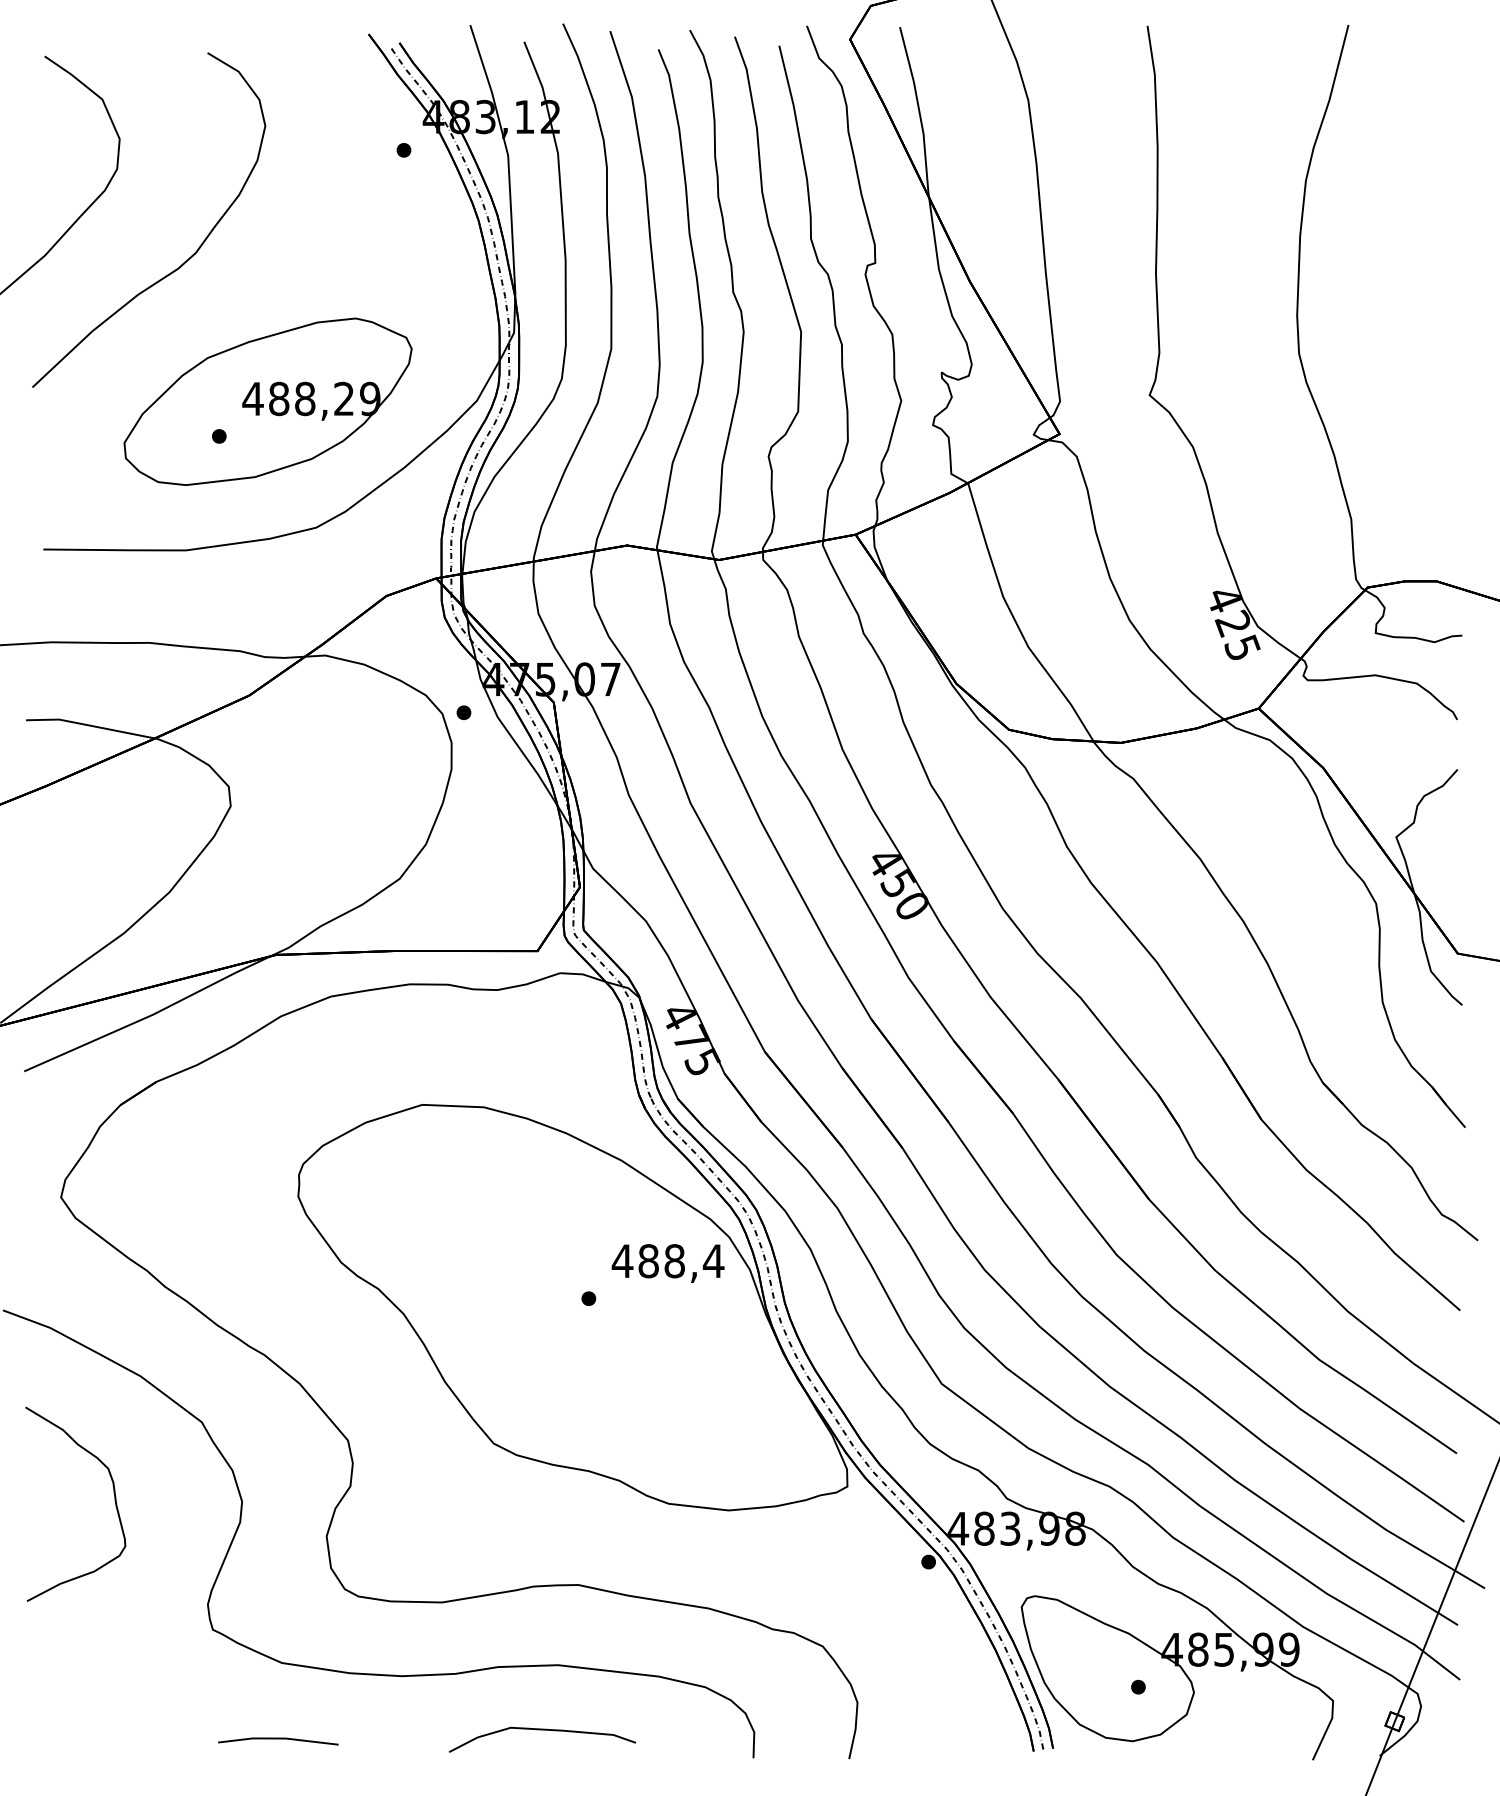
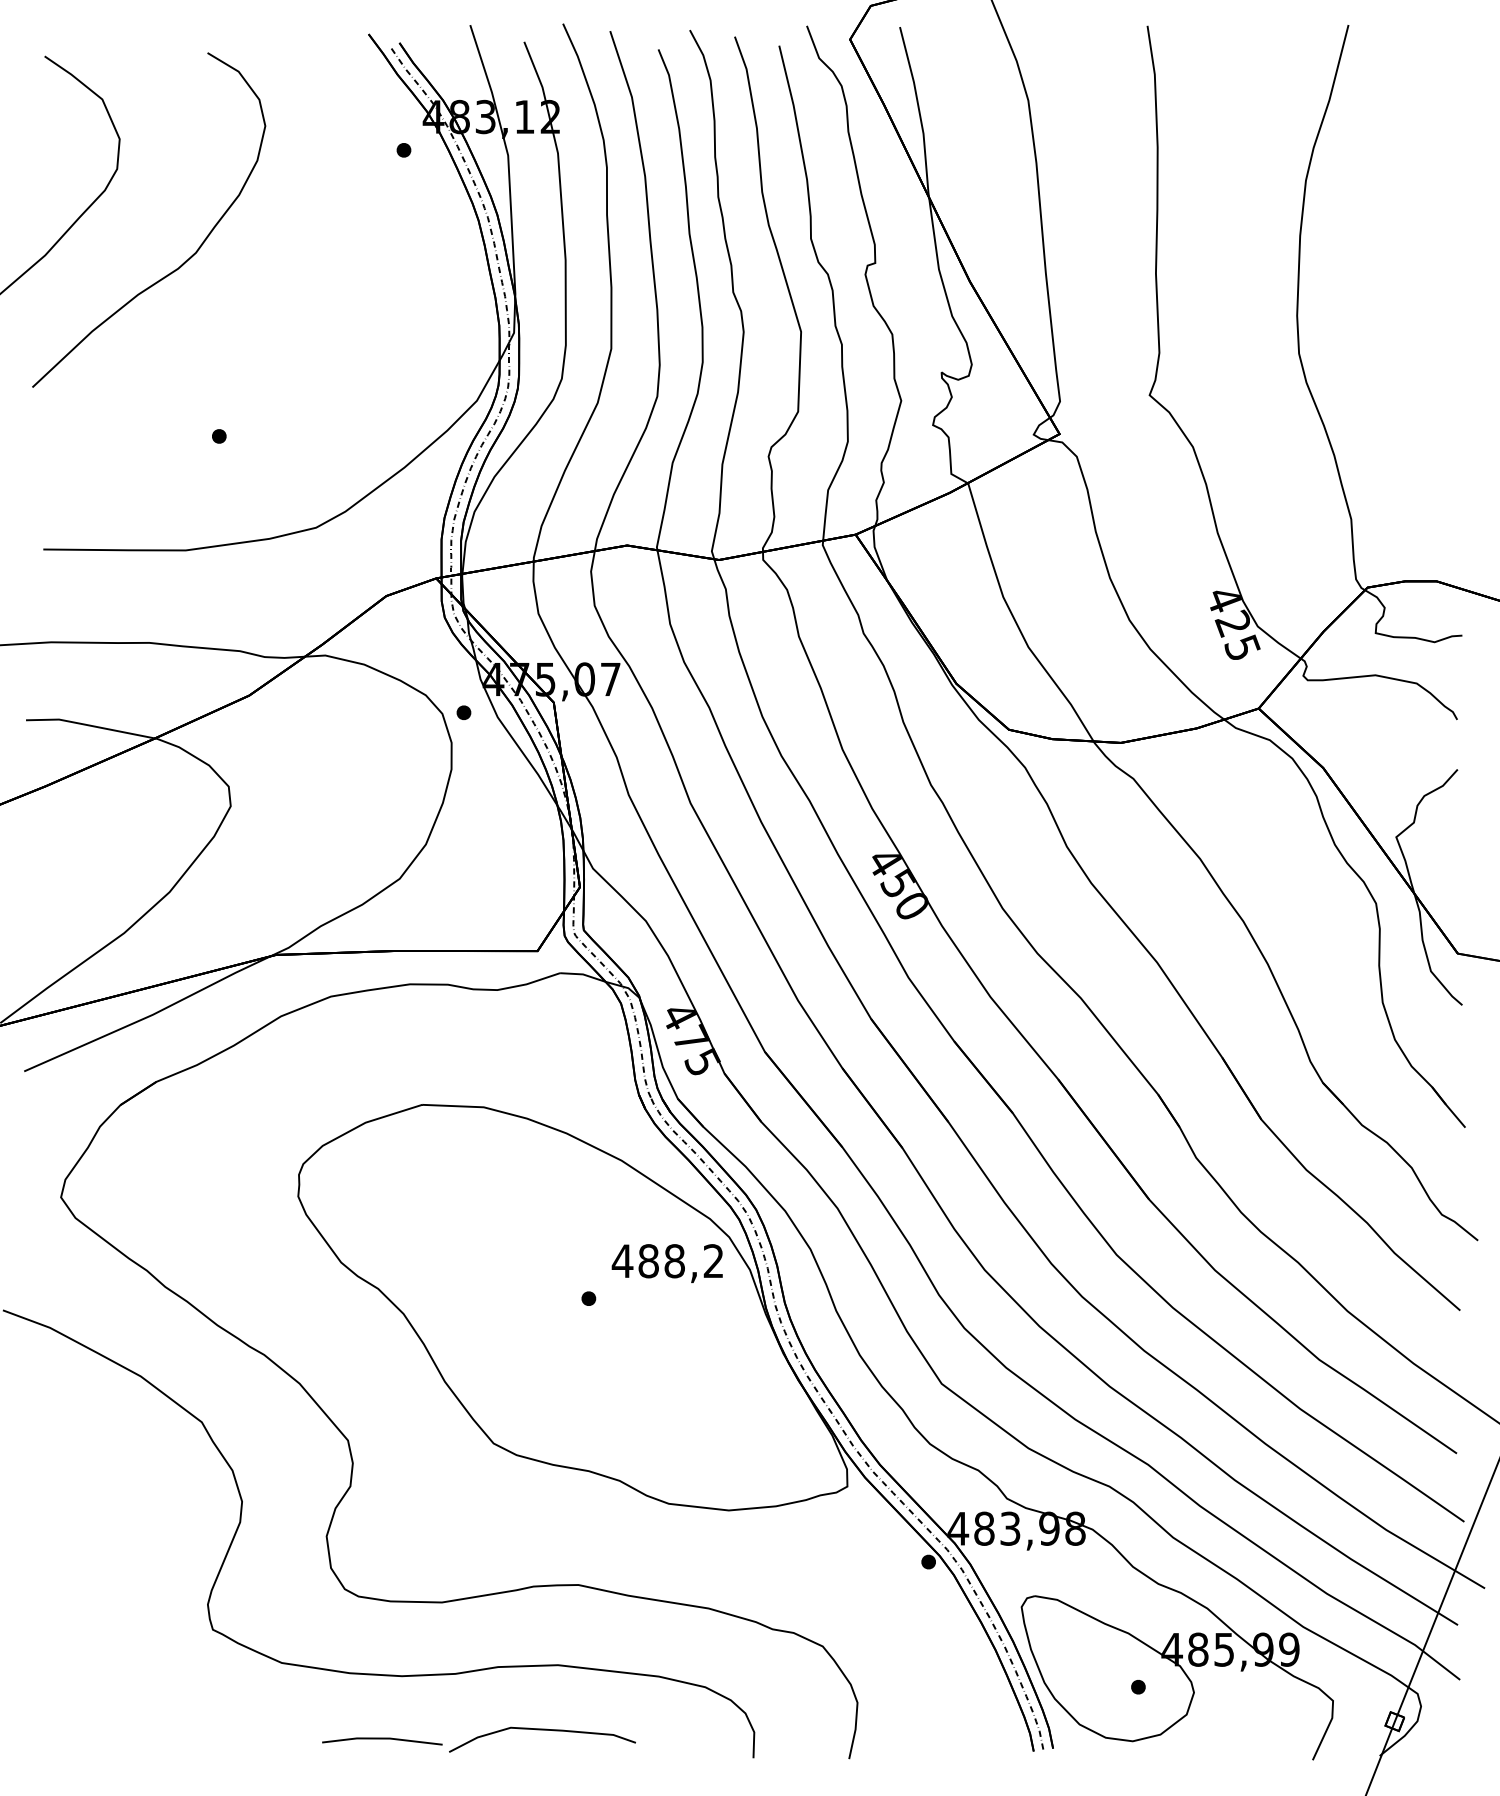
part: present -> none (267, 401)
text: 488,4 -> 488,2 (713, 1260)
curve: present -> none (114, 1500)
line position: (278, 1739) -> (382, 1739) (382, 1739)
